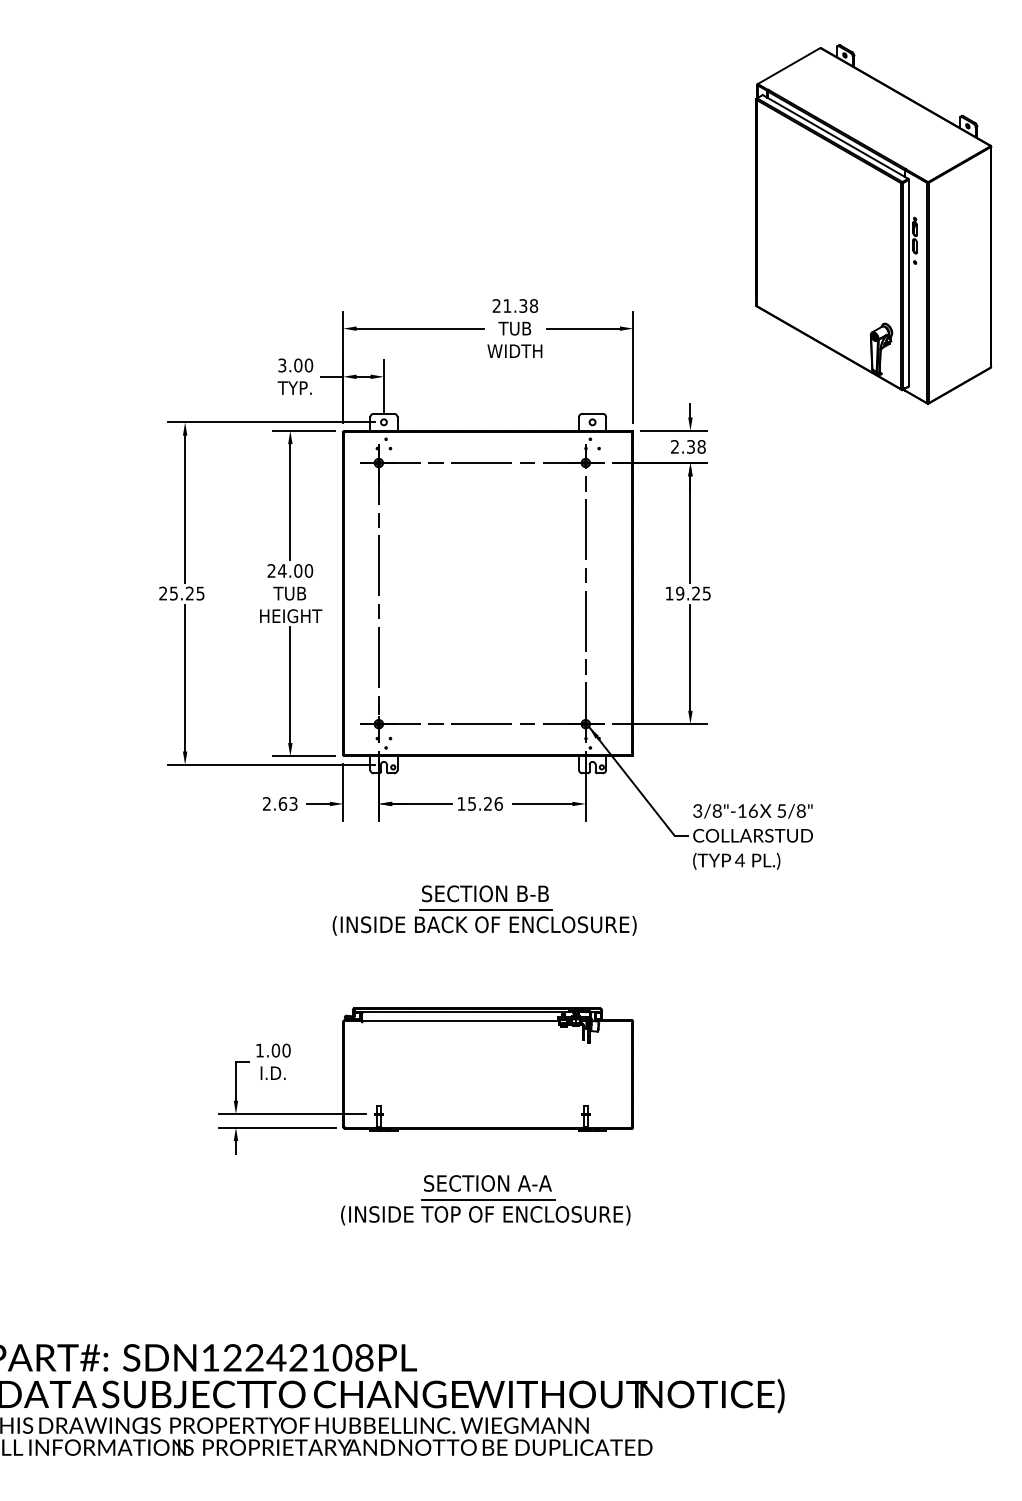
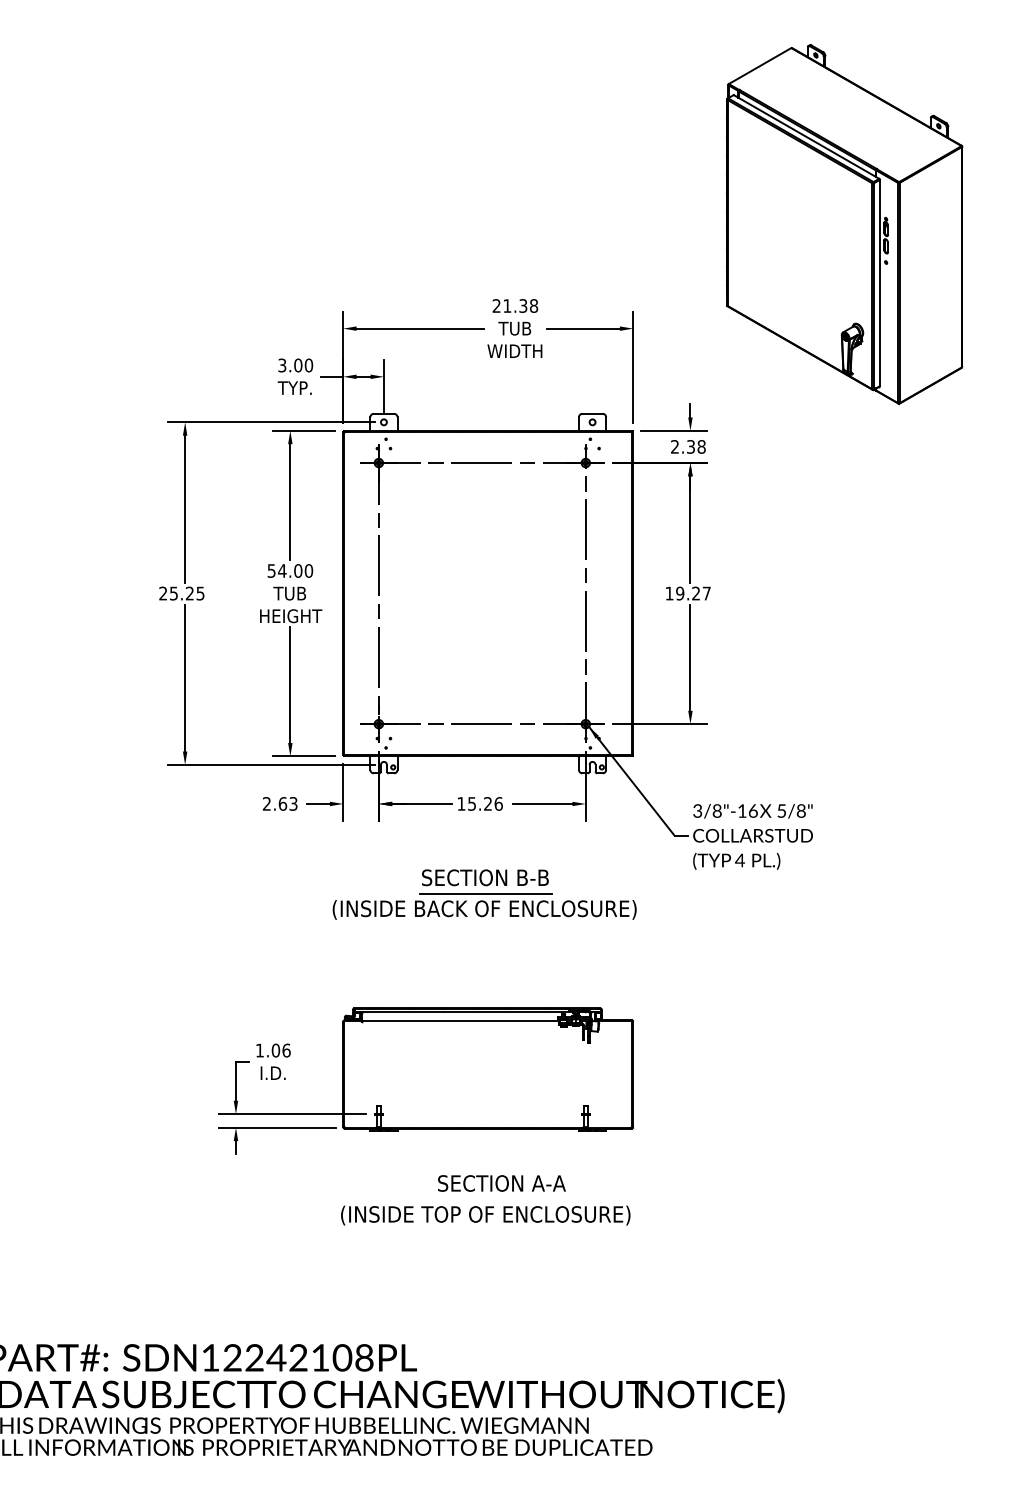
part position: (873, 224) -> (844, 224) (844, 224)
text: 24.00 -> 54.00 (271, 570)
text: 19.25 -> 19.27 (706, 593)
part position: (484, 910) -> (484, 894) (484, 894)
text: 1.00 -> 1.06 (286, 1050)
text position: (487, 1183) -> (501, 1183) (501, 1183)
line: present -> none (487, 1199)
